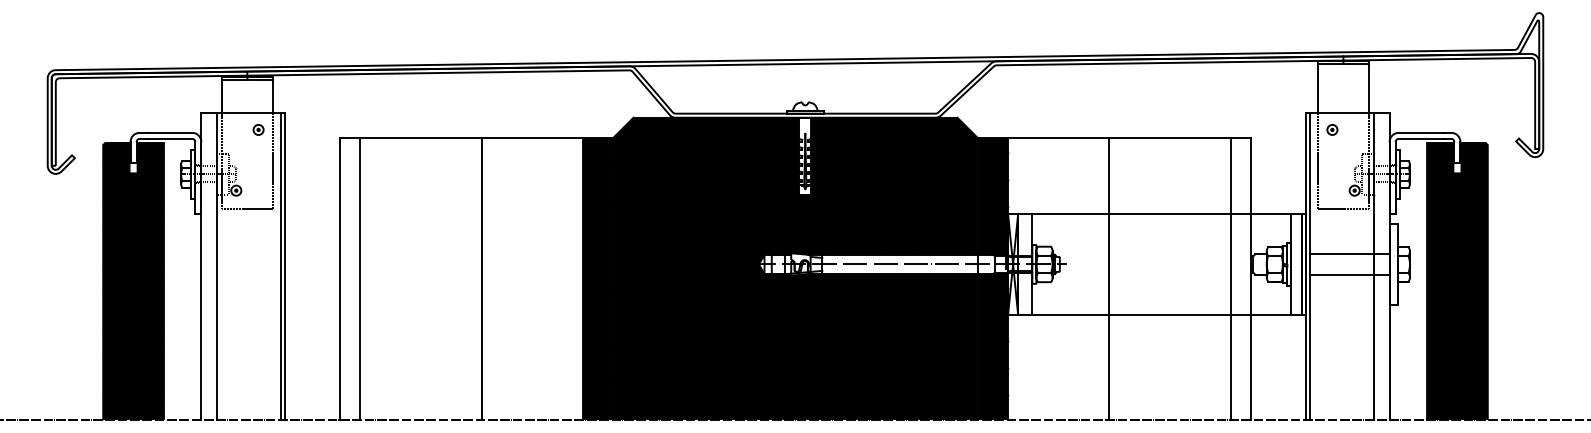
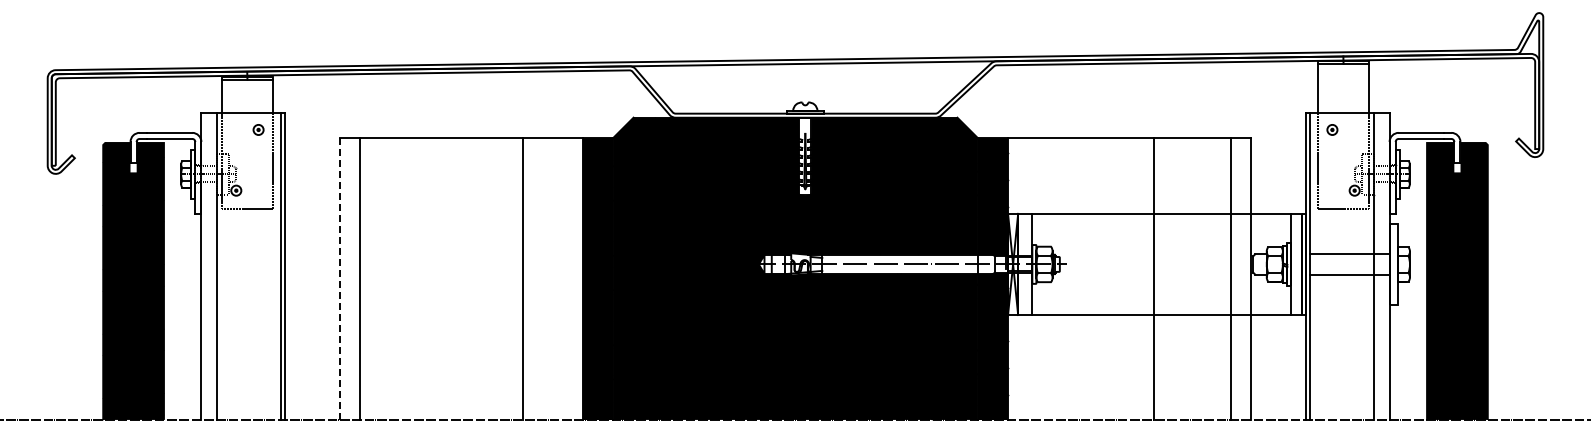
line: solid -> dashed (340, 278)
line position: (481, 278) -> (522, 278) (522, 278)
line position: (1109, 278) -> (1154, 278) (1154, 278)
